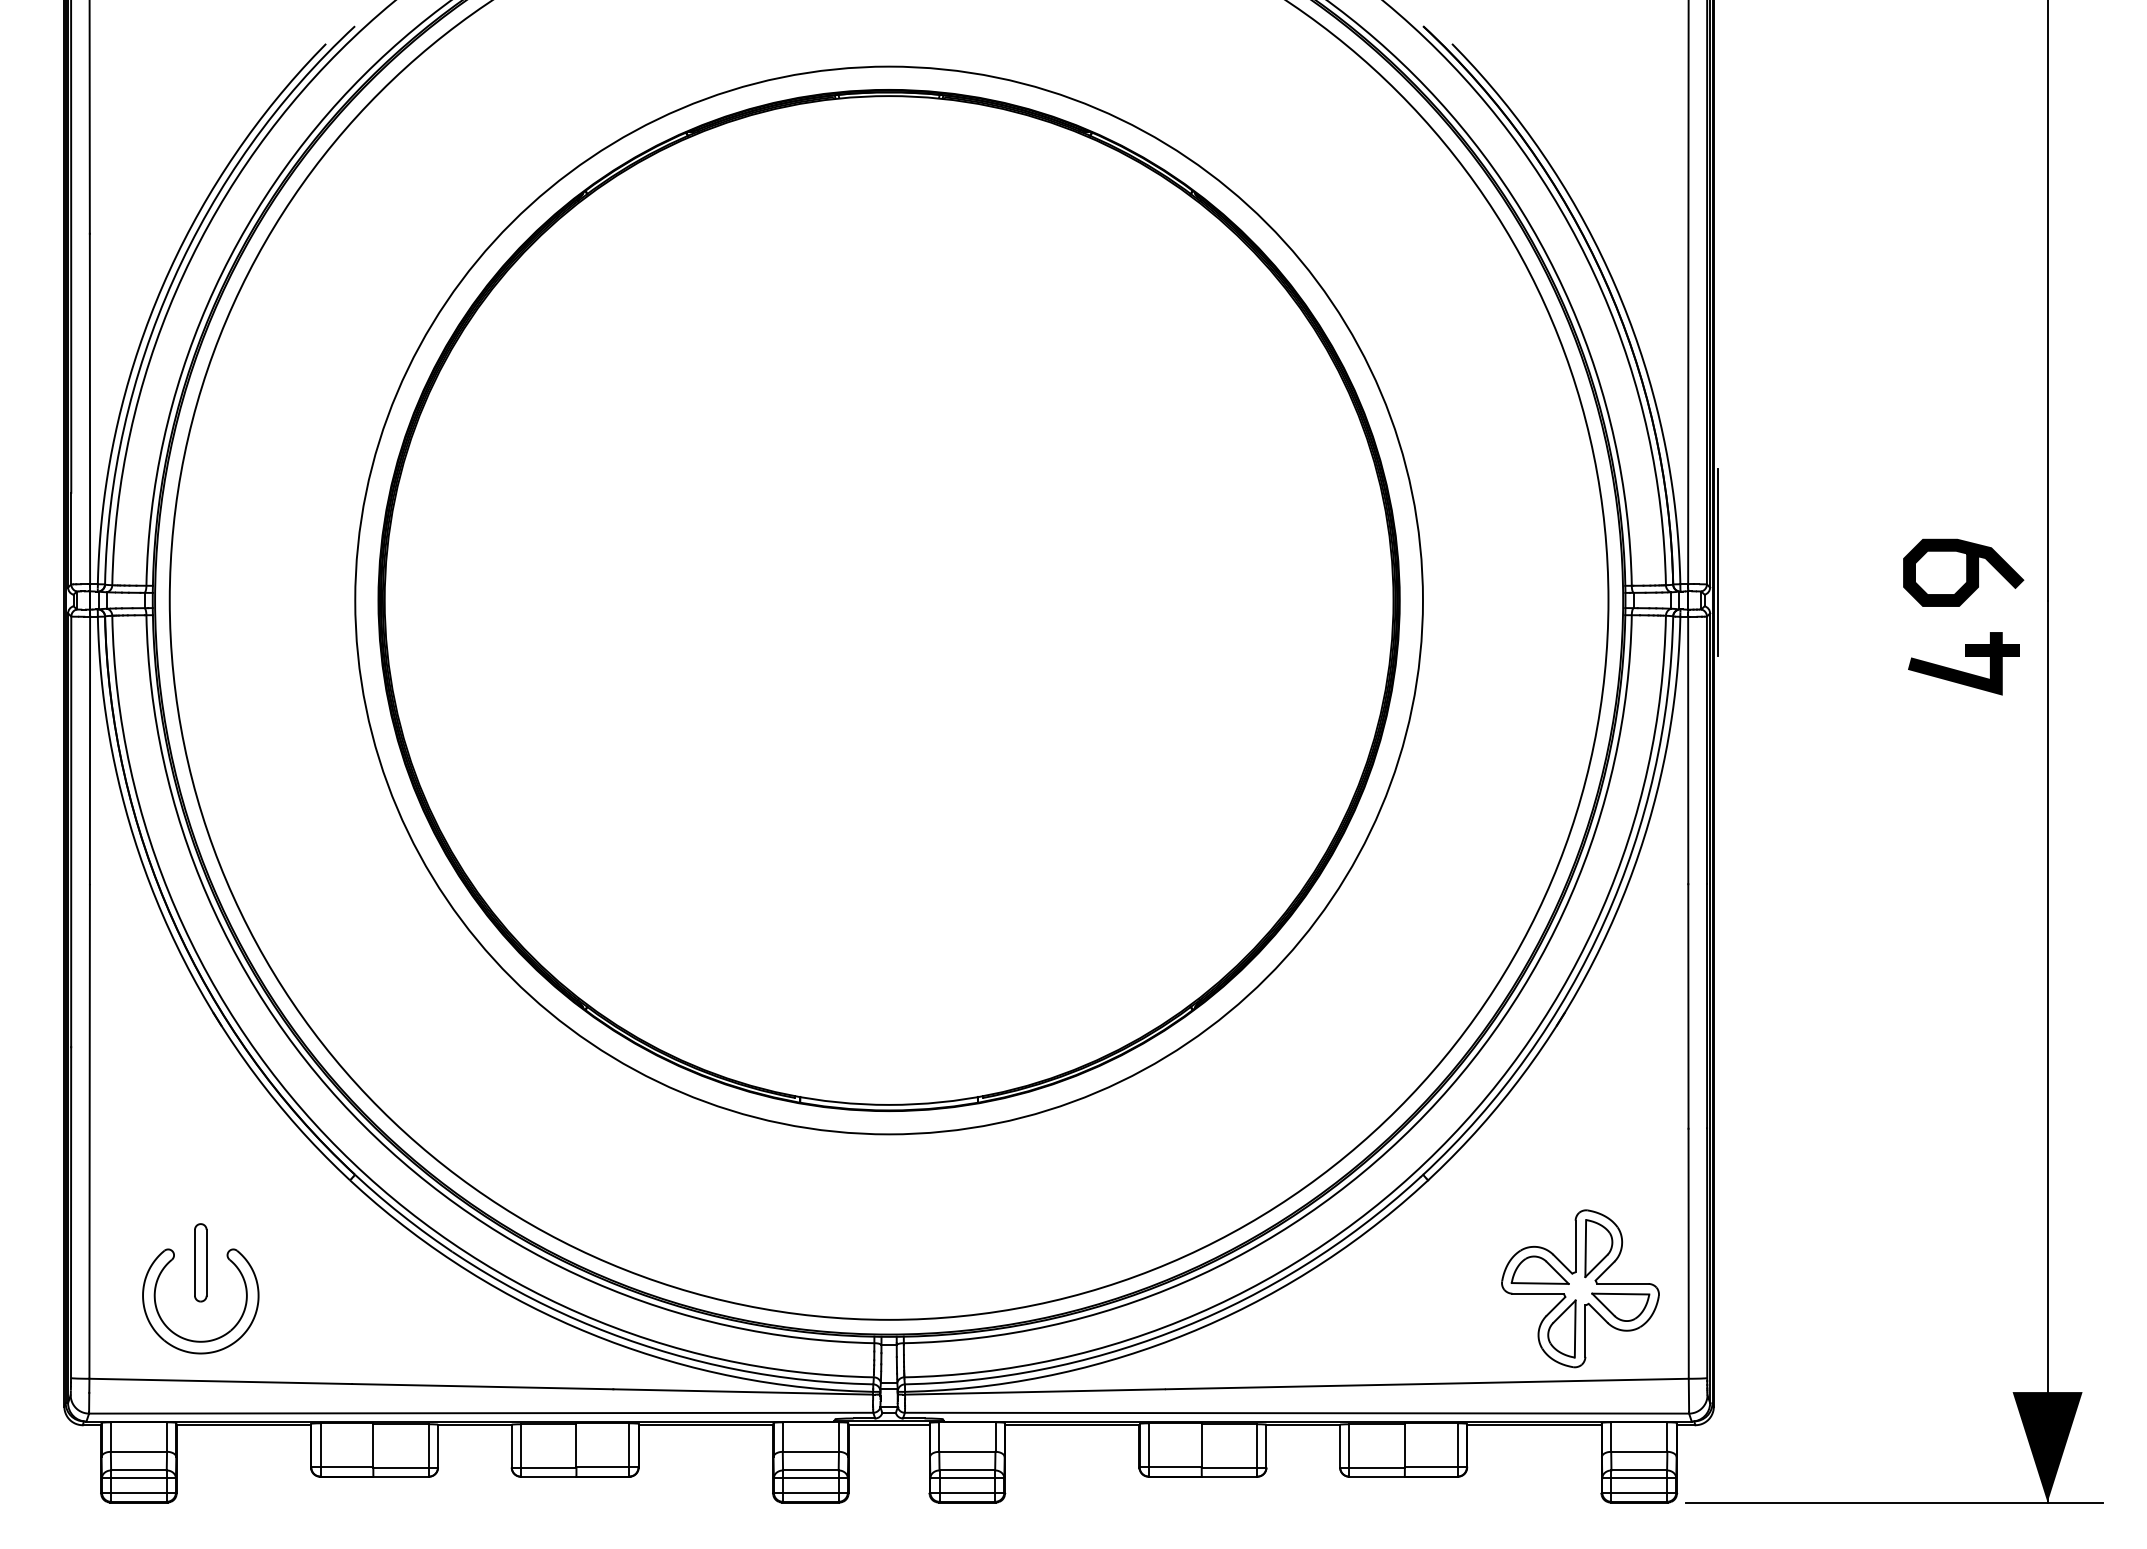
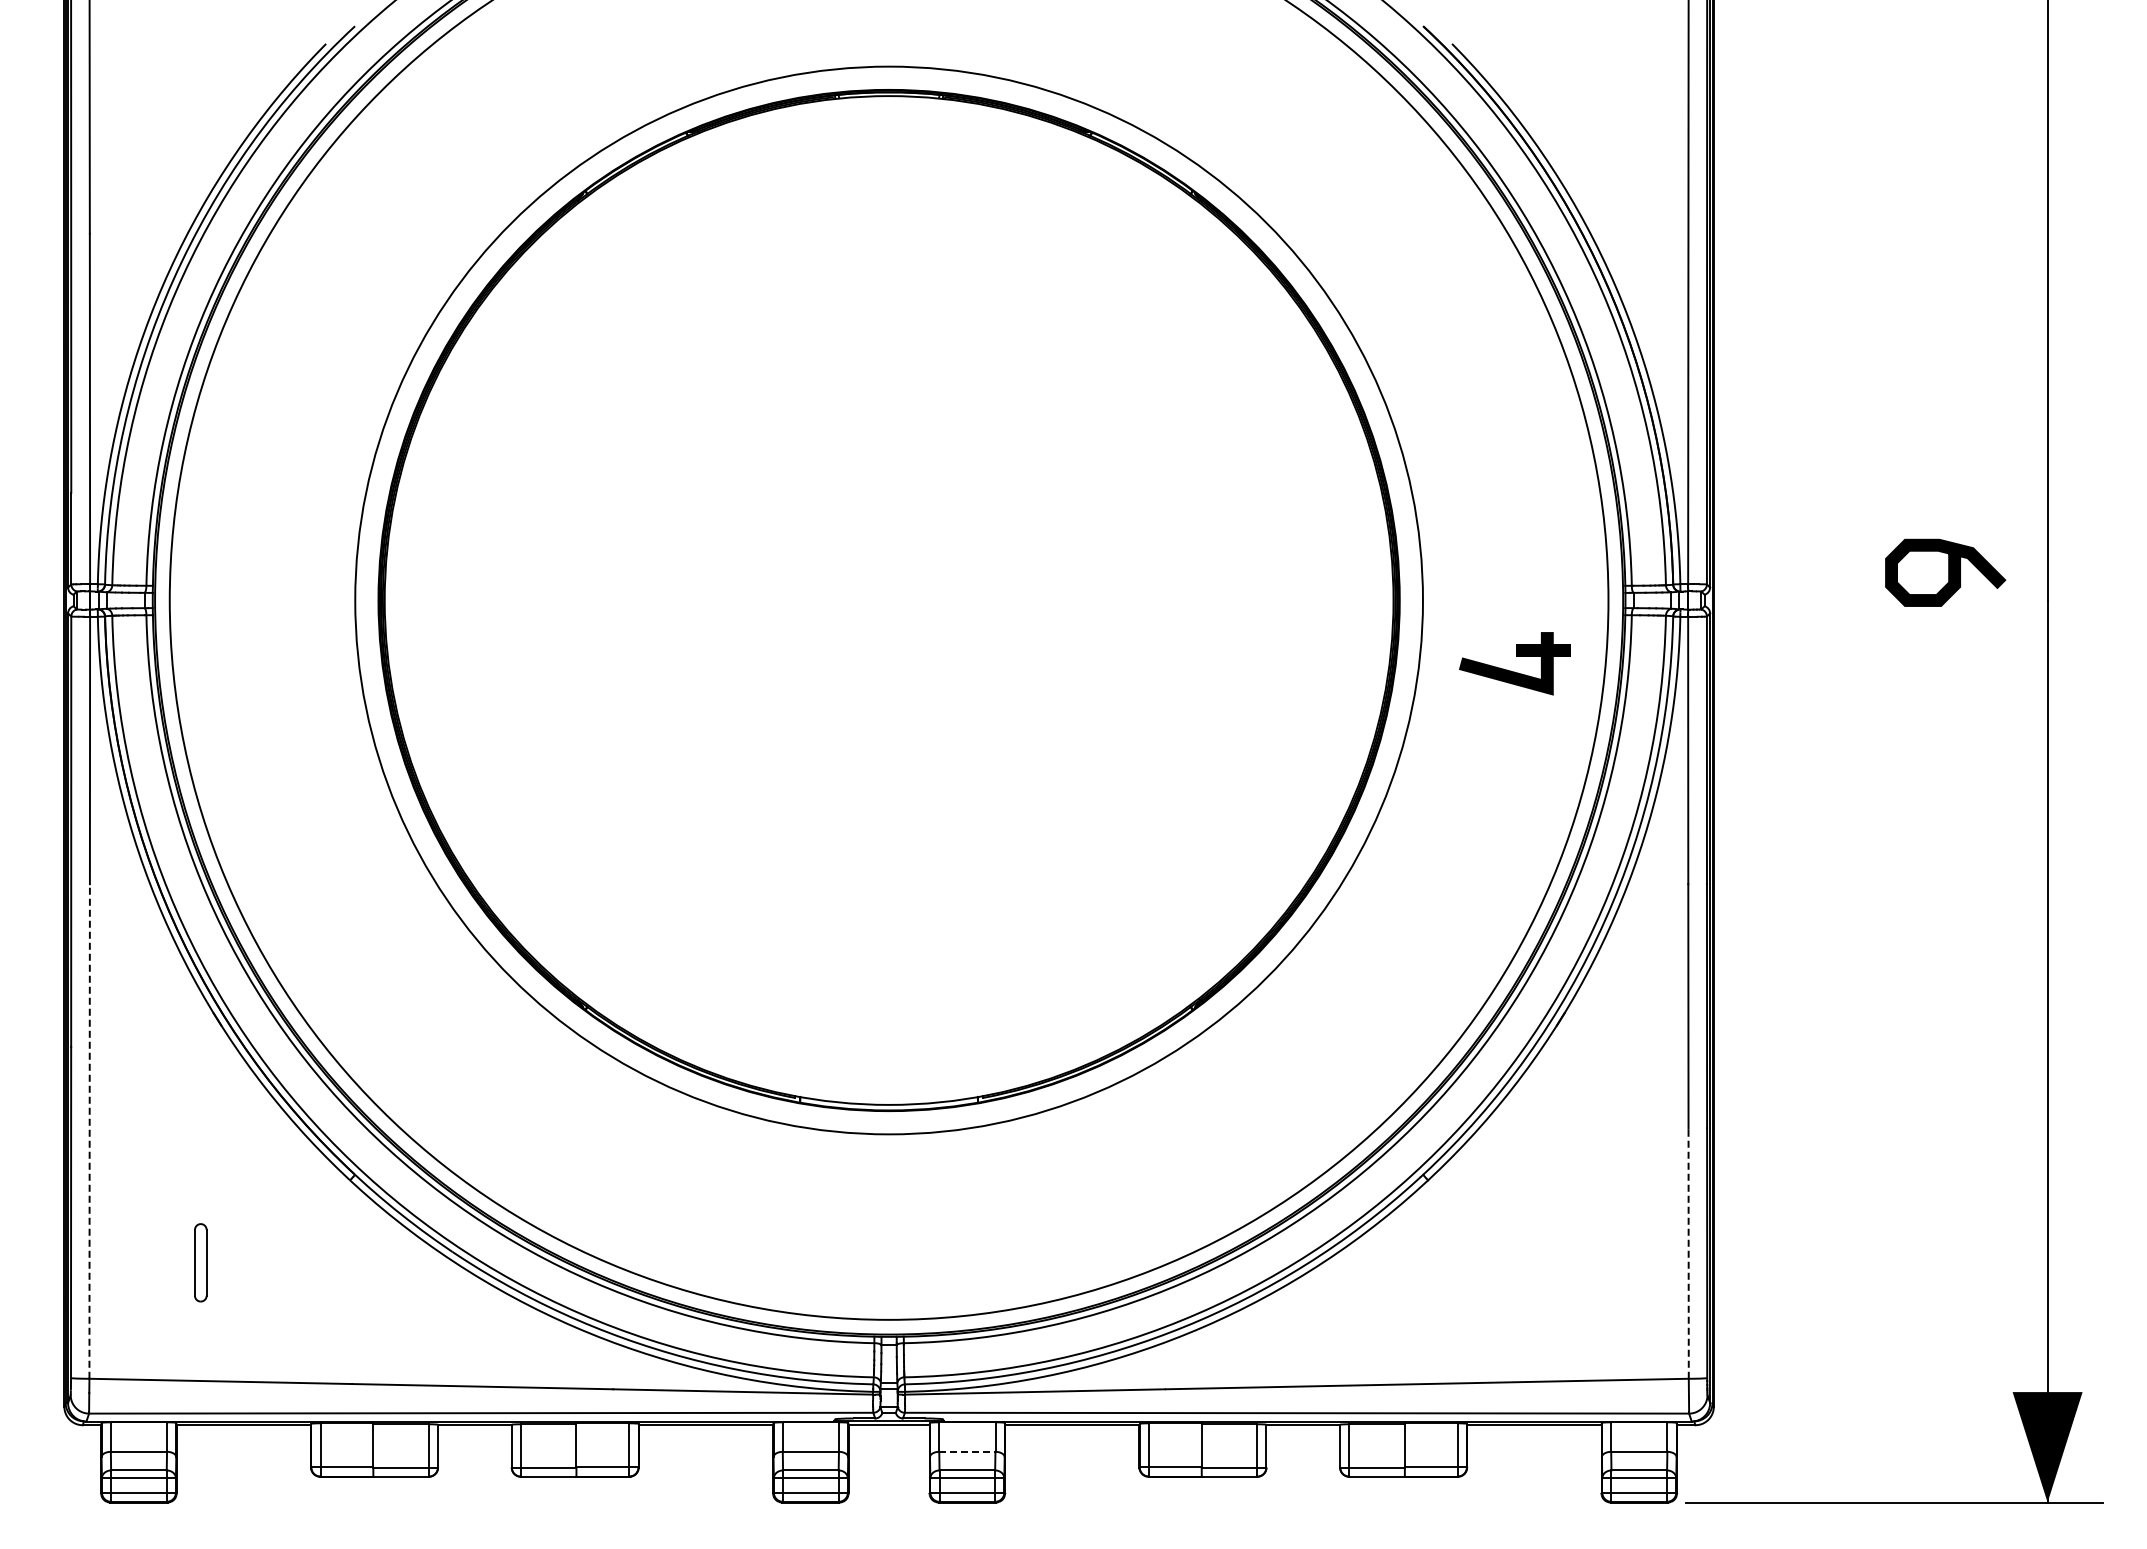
line: present -> none (1717, 562)
curve position: (1966, 572) -> (1948, 572) (1948, 572)
part position: (1965, 656) -> (1516, 656) (1516, 656)
line: solid -> dashed (89, 1131)
line: solid -> dashed (1688, 1253)
part: present -> none (1580, 1288)
part: present -> none (200, 1340)
line: solid -> dashed (967, 1451)
